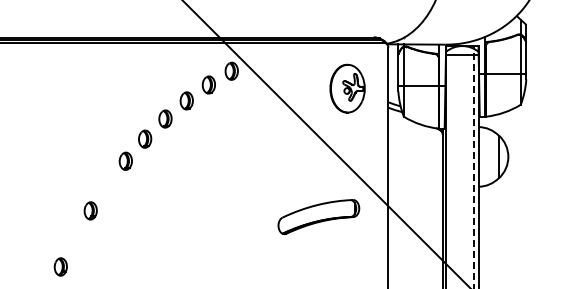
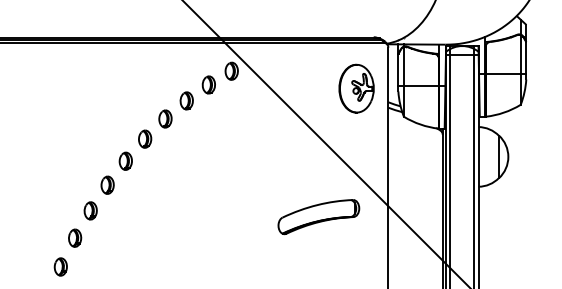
part position: (347, 88) -> (356, 88) (356, 88)
line: none -> present (450, 165)
line: dashed -> solid (474, 166)
part: none -> present (107, 184)
part: none -> present (75, 237)
